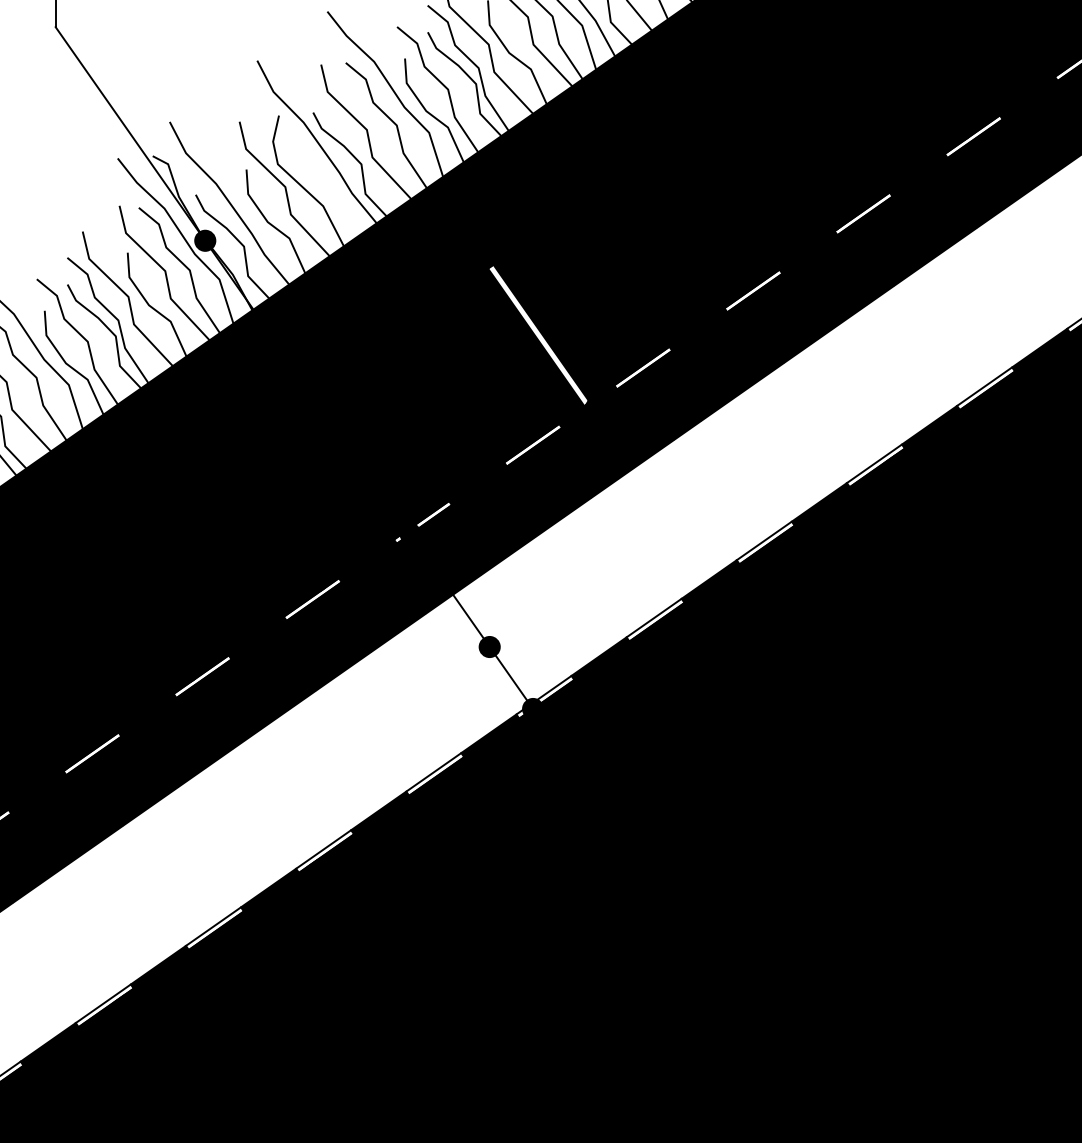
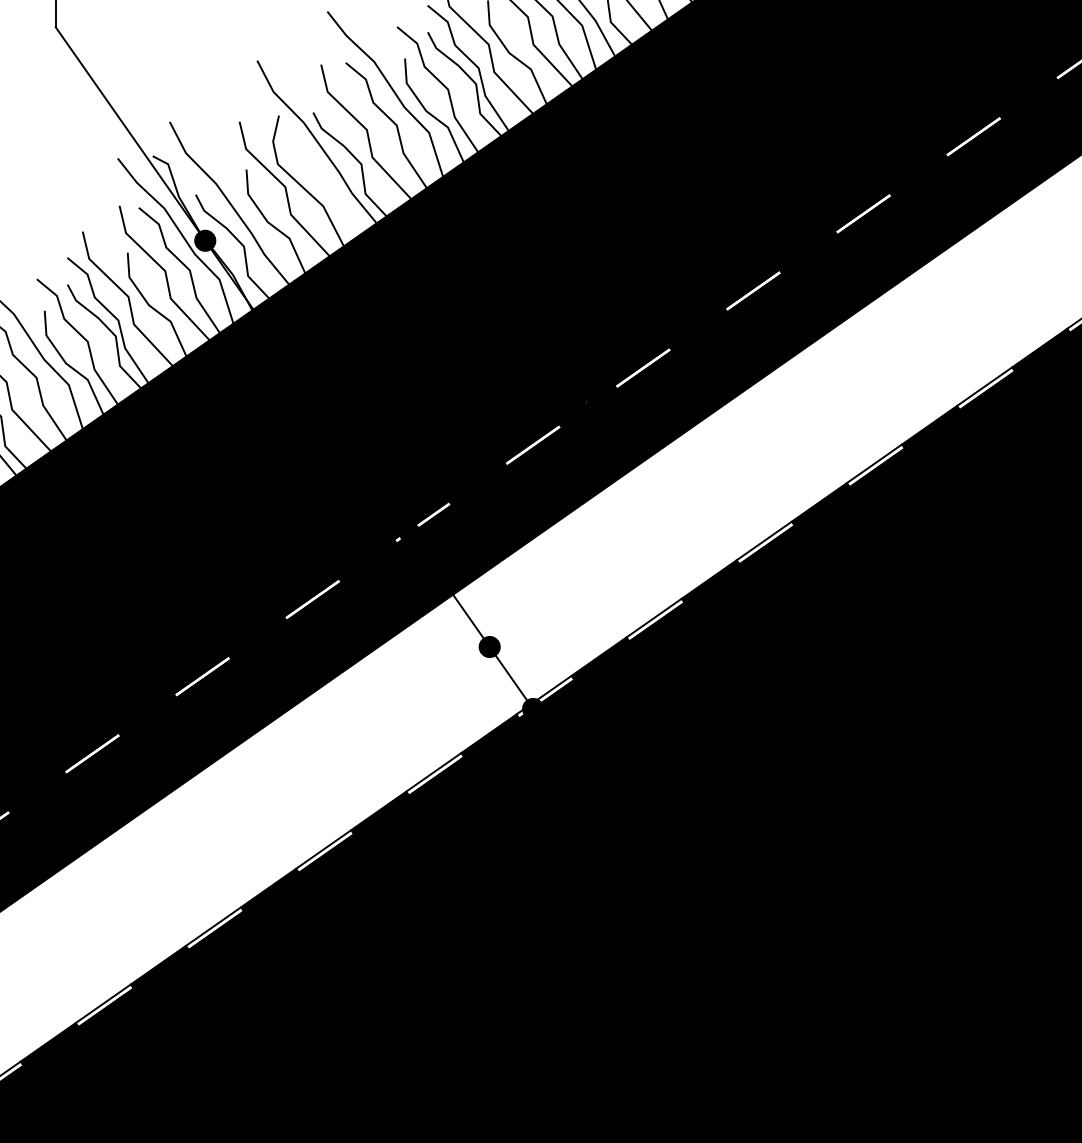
fill: none -> present (537, 334)
